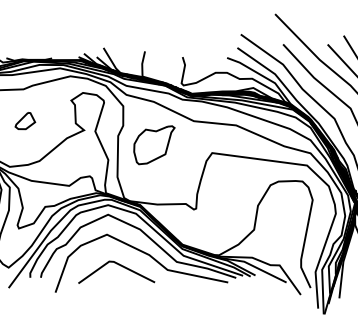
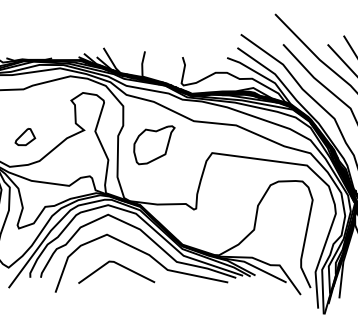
part position: (25, 121) -> (25, 137) (25, 137)
